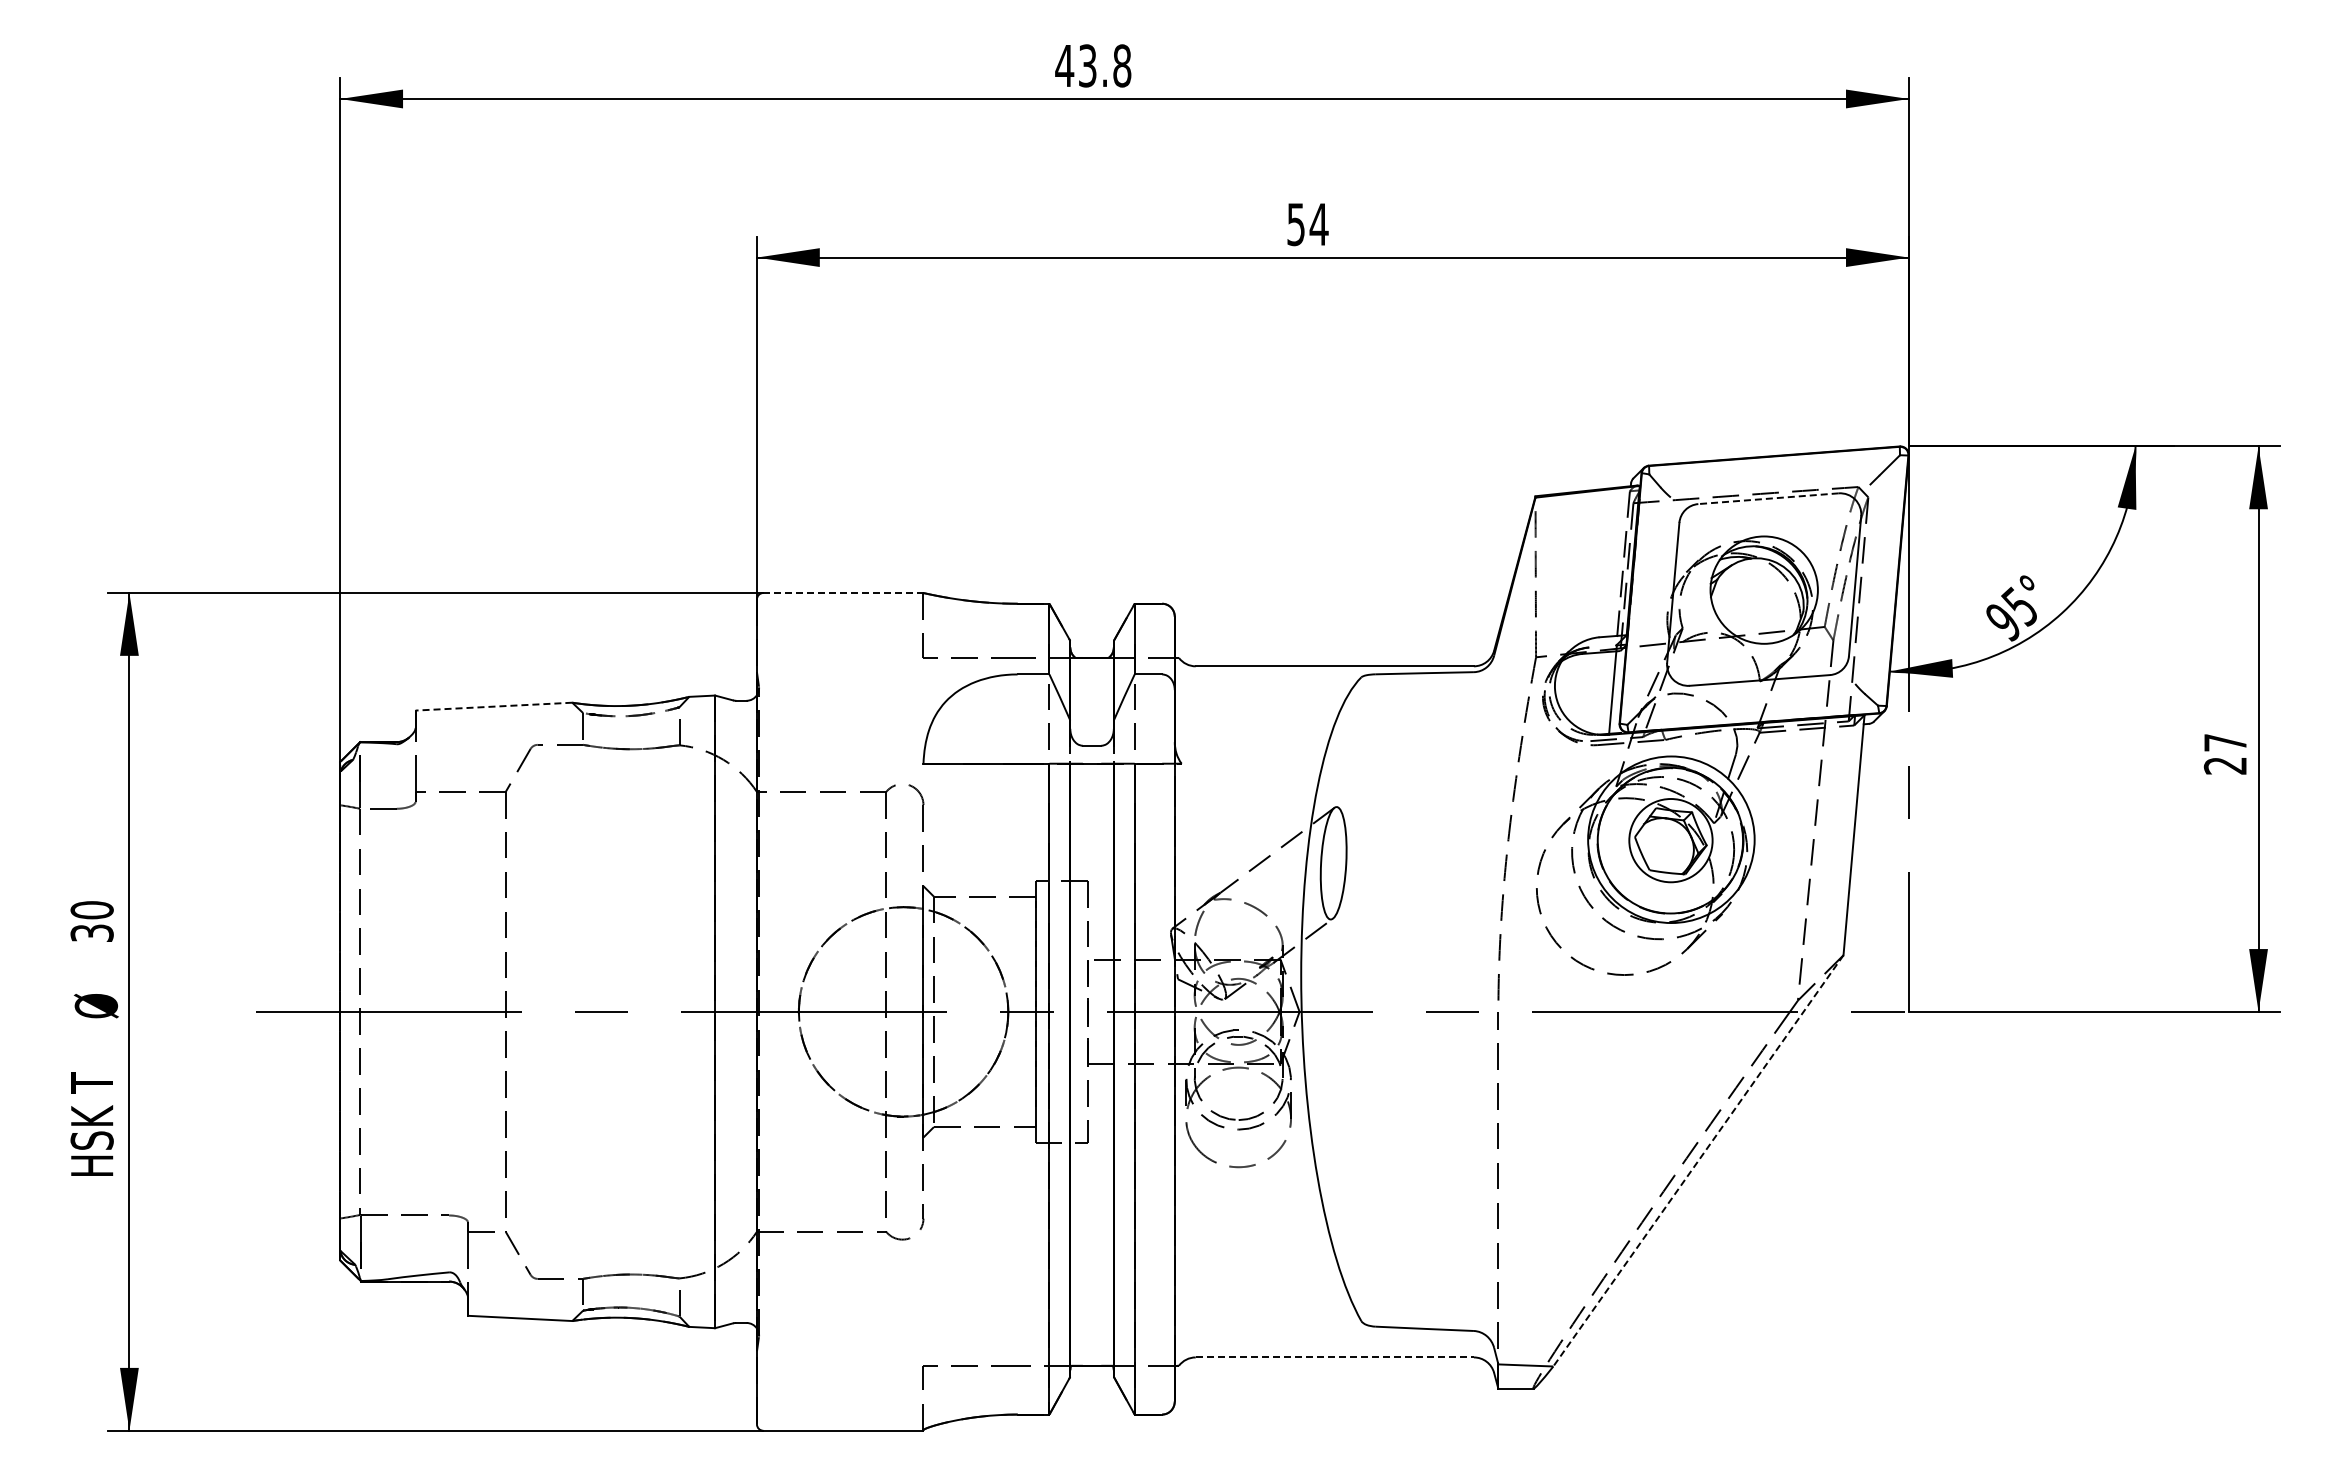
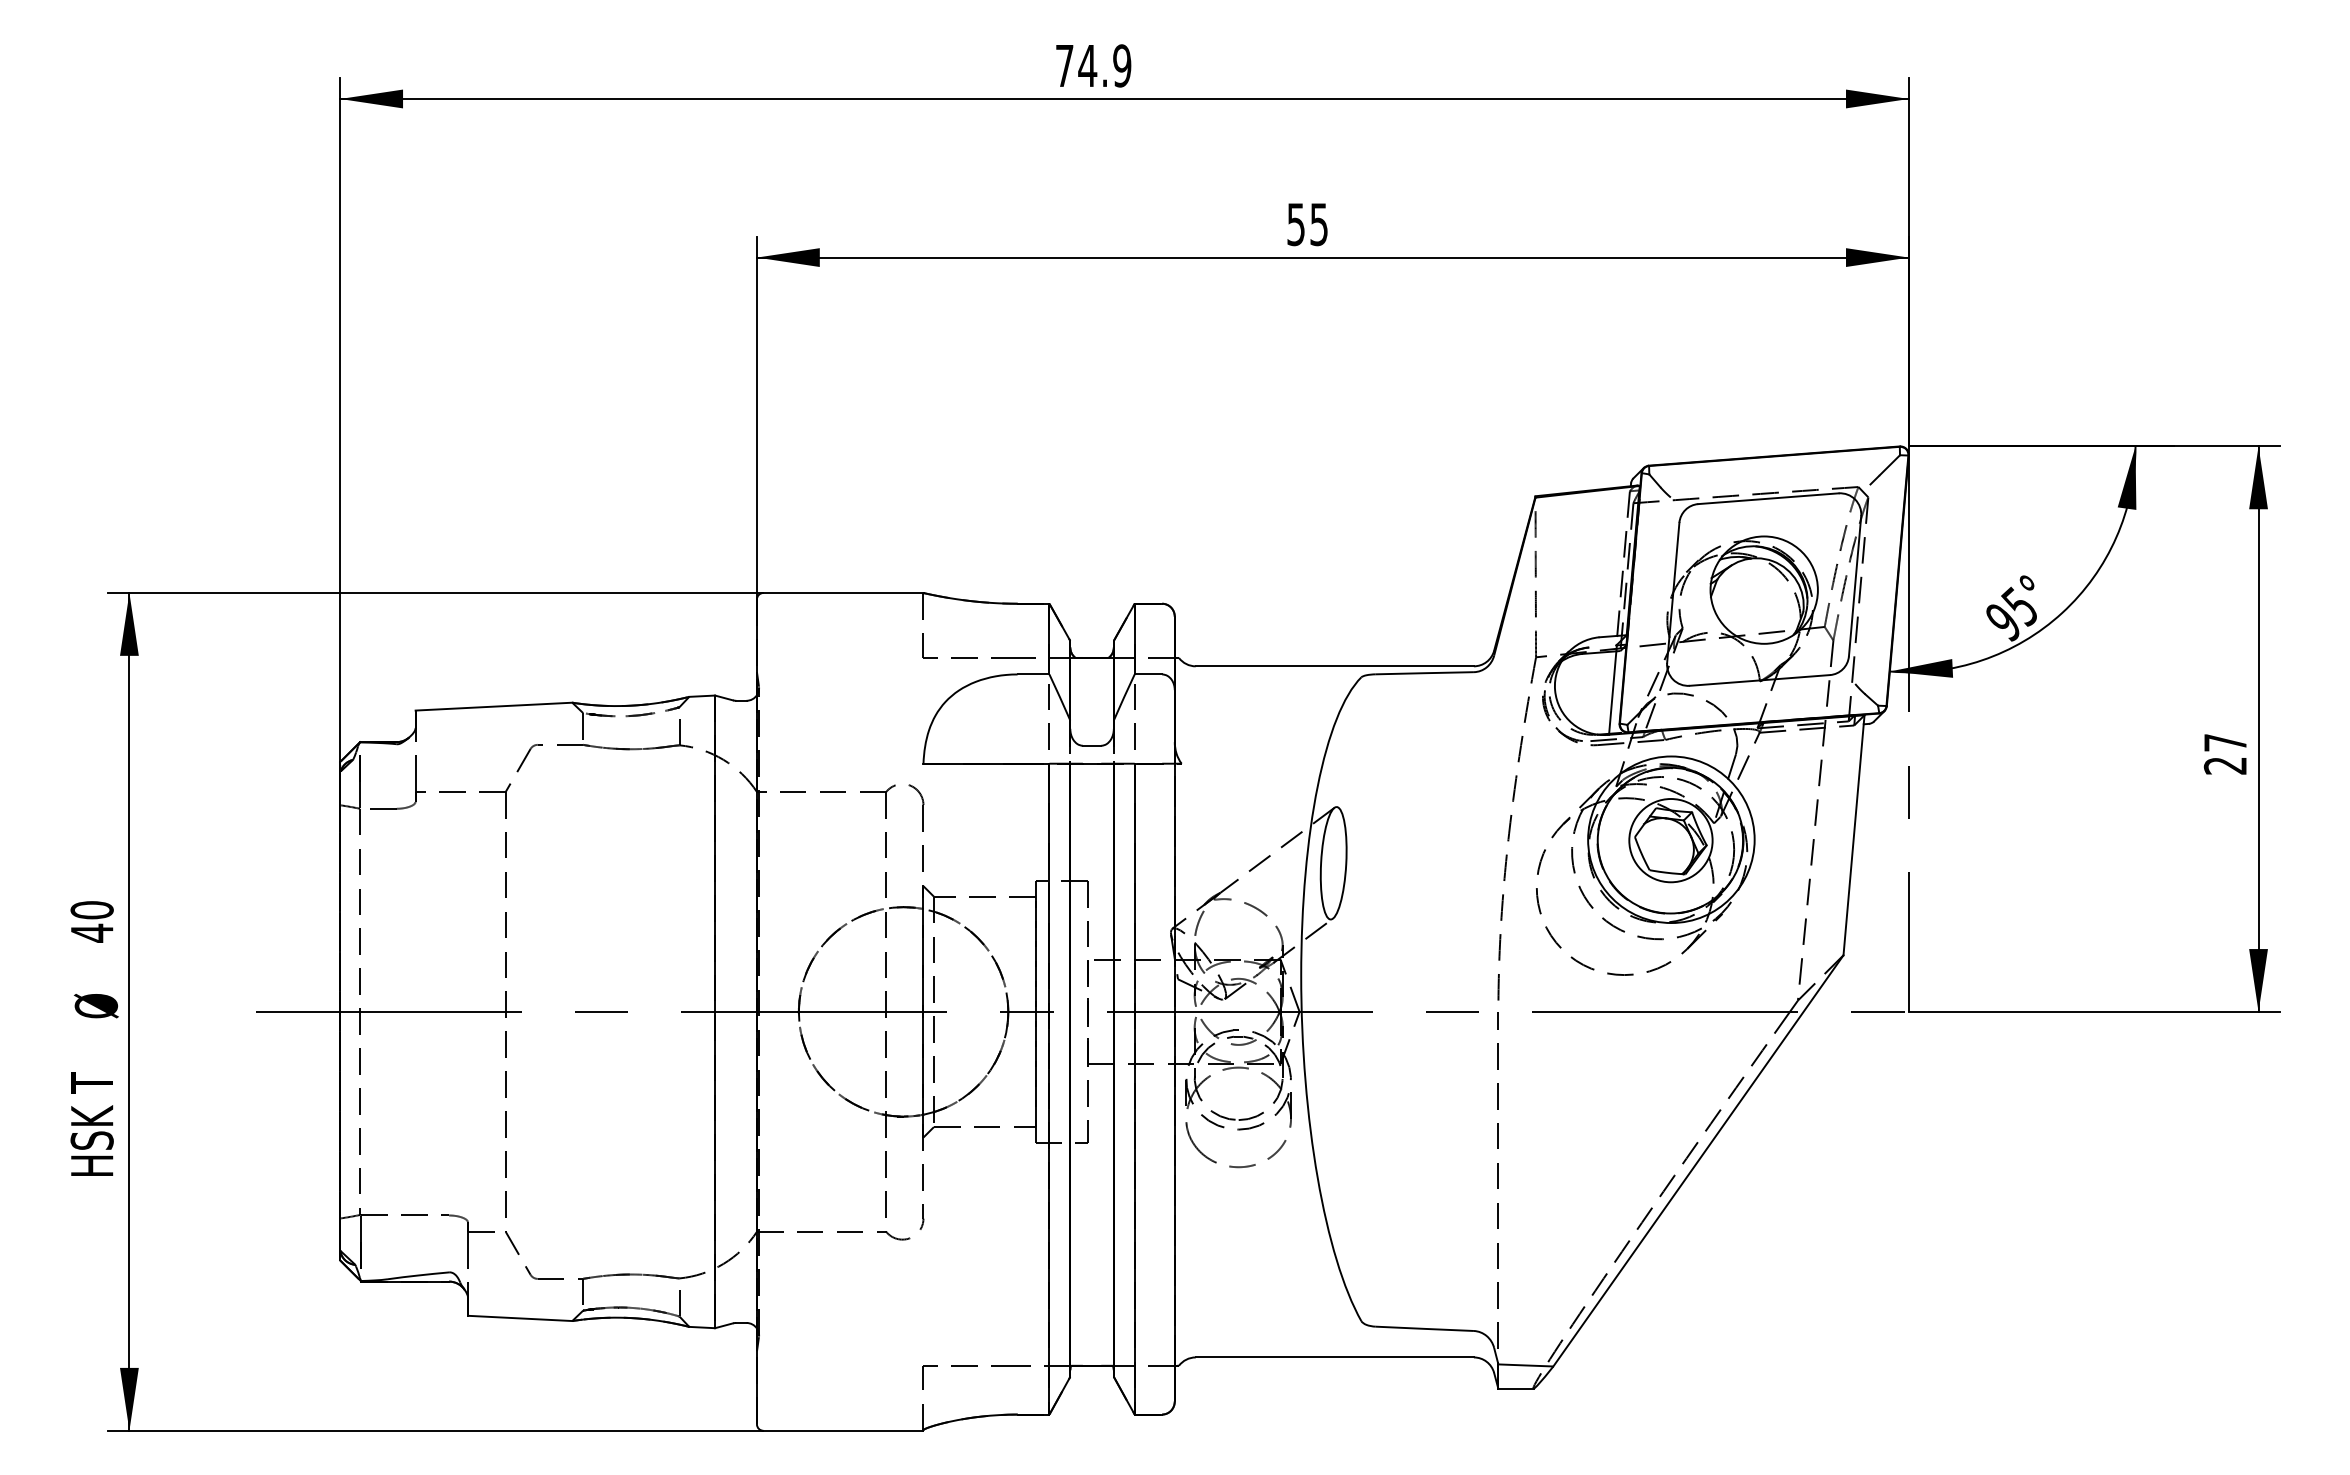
text: 43.8 -> 74.9 (1093, 65)
text: 54 -> 55 (1318, 224)
line: dashed -> solid (1768, 498)
line: dashed -> solid (842, 593)
line: dashed -> solid (493, 706)
text: 30 -> 40 (91, 932)
line: dashed -> solid (1698, 1160)
line: dashed -> solid (1335, 1357)
